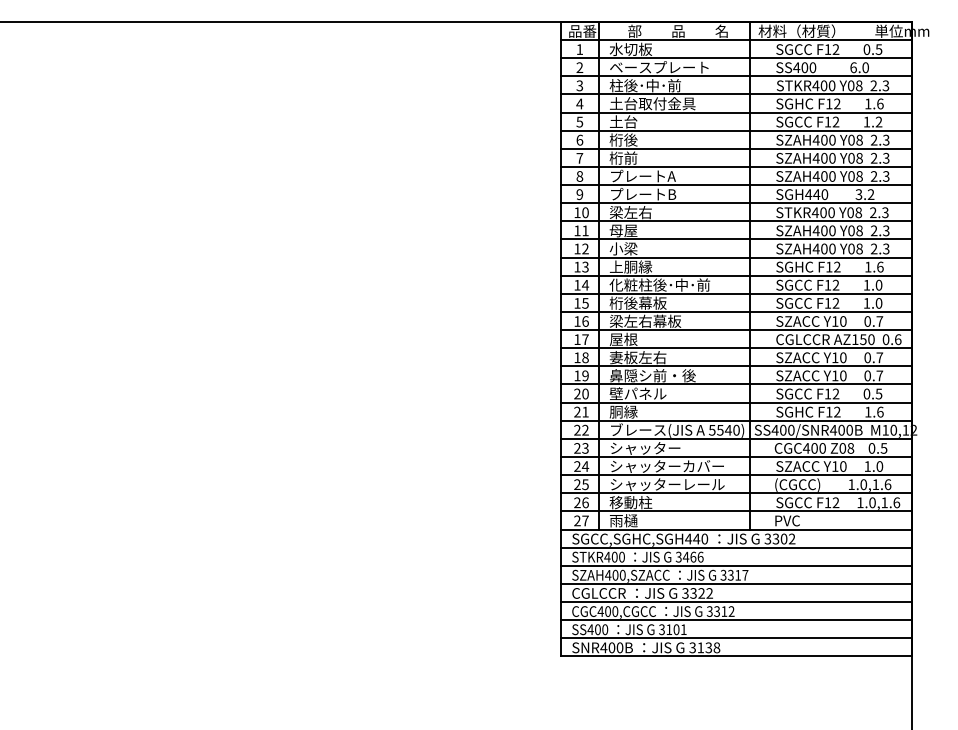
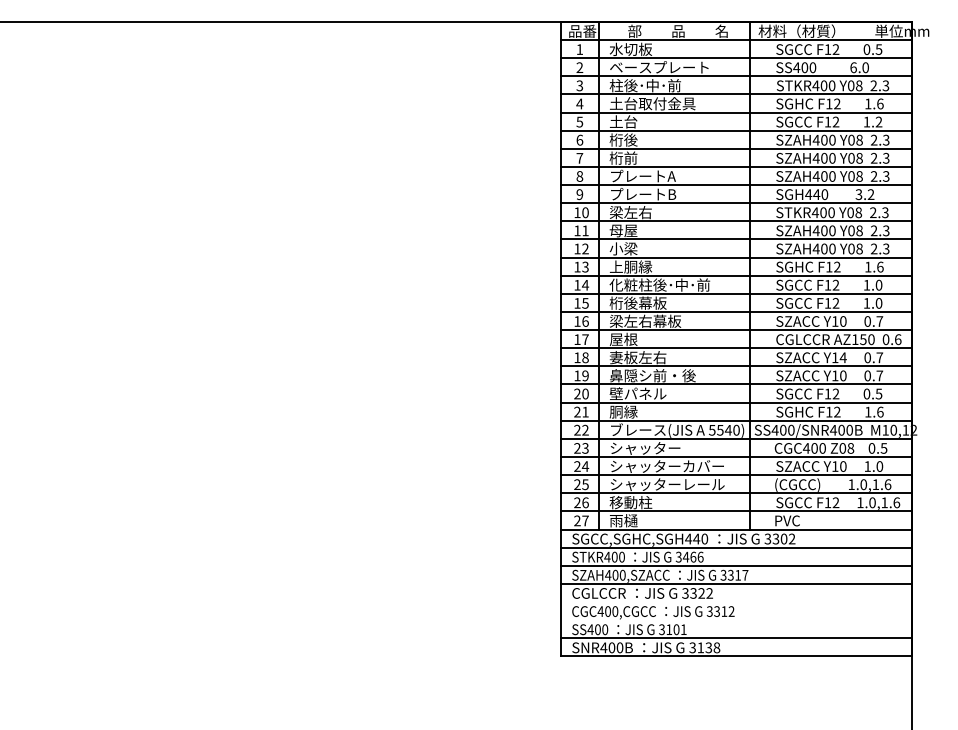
text: Y10 -> Y14 (842, 357)
line: present -> none (736, 602)
line: present -> none (736, 620)
